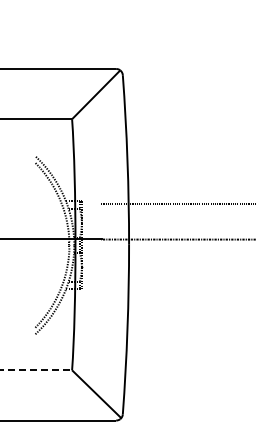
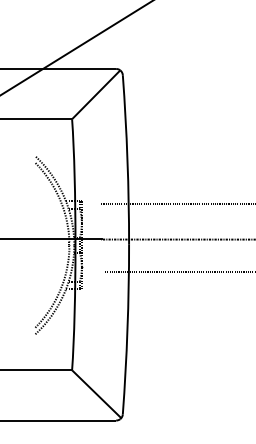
line: none -> present (76, 48)
line: none -> present (178, 272)
line: dashed -> solid (36, 370)
